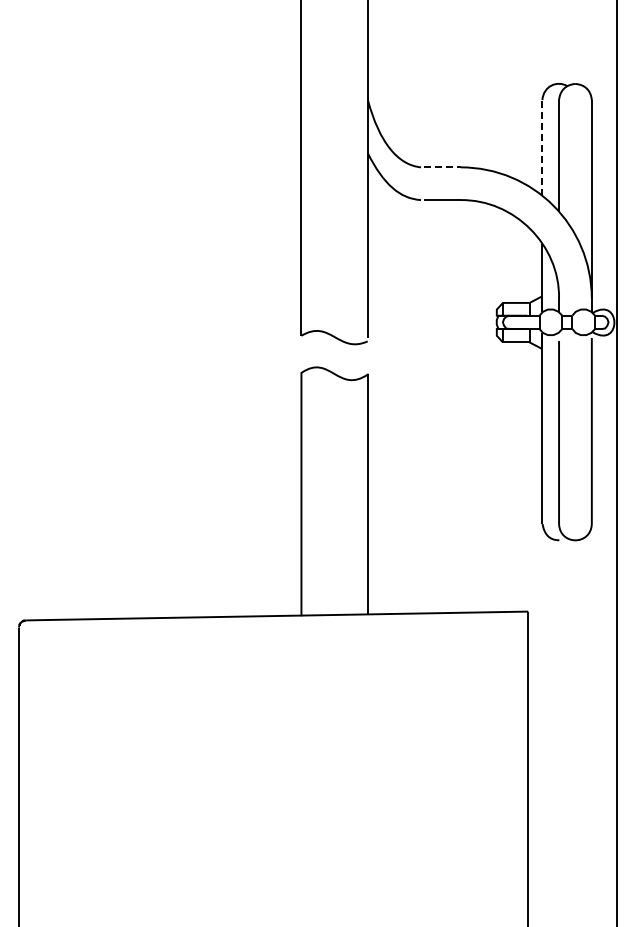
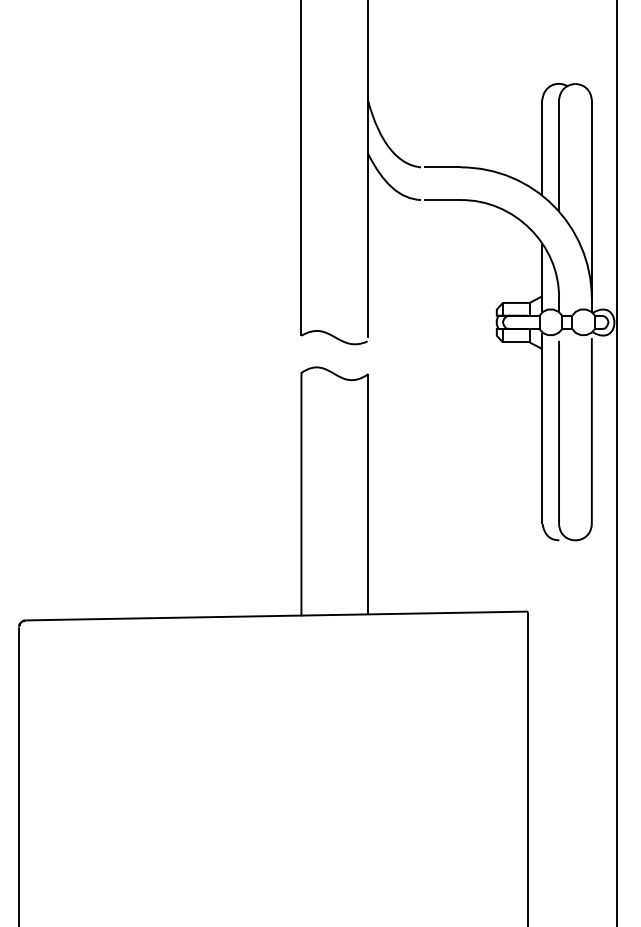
line: dashed -> solid (542, 147)
line: dashed -> solid (442, 167)
